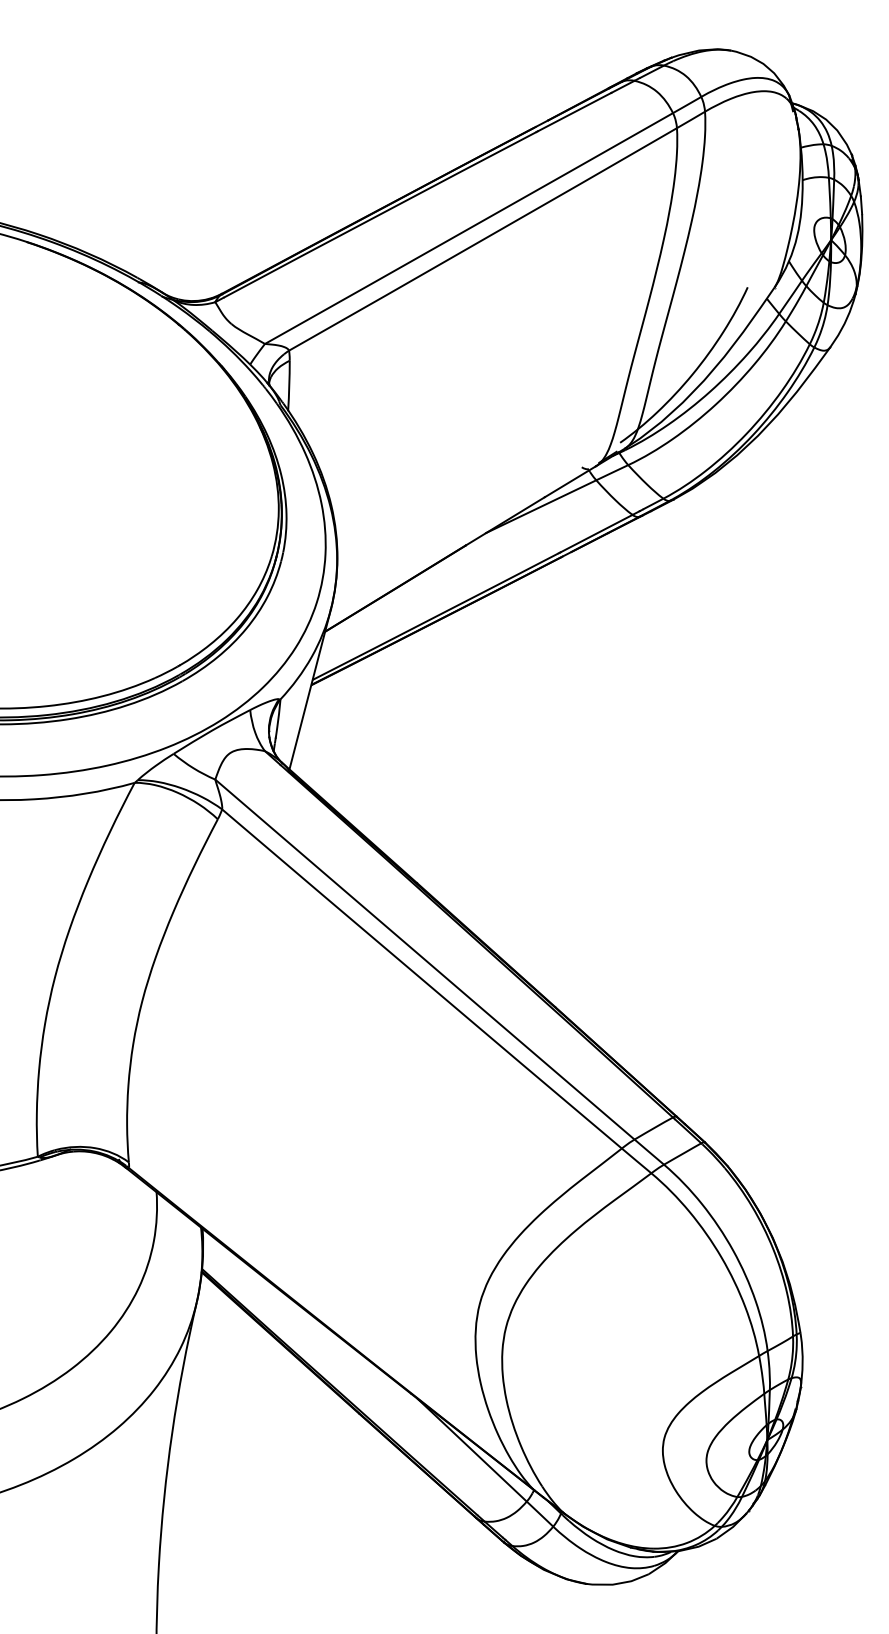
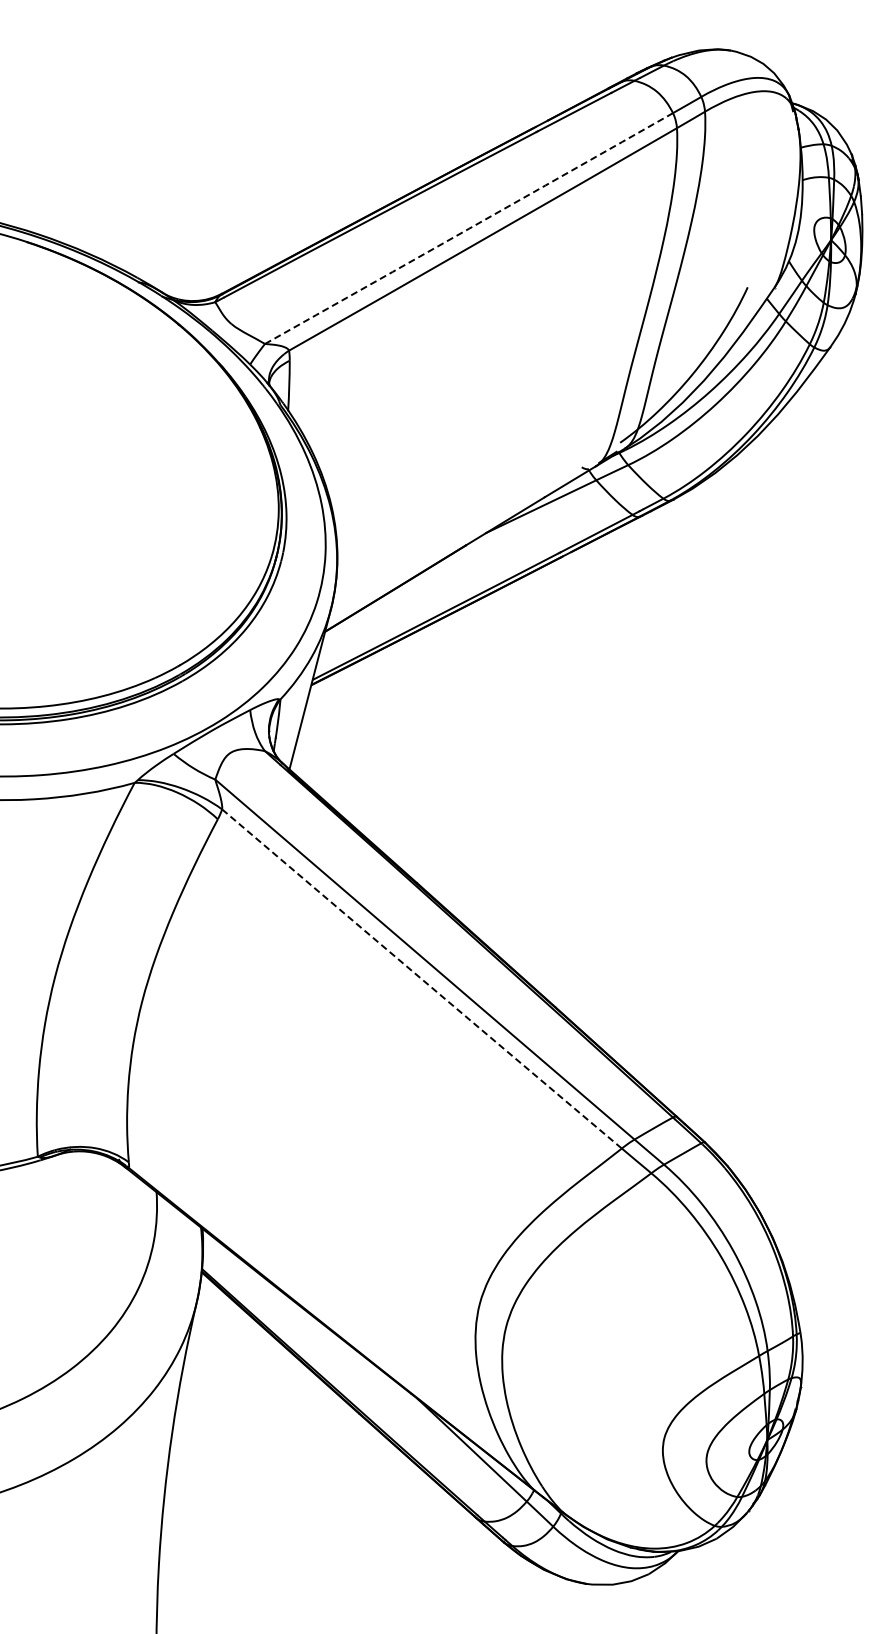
arc: solid -> dashed (469, 228)
arc: solid -> dashed (421, 979)
